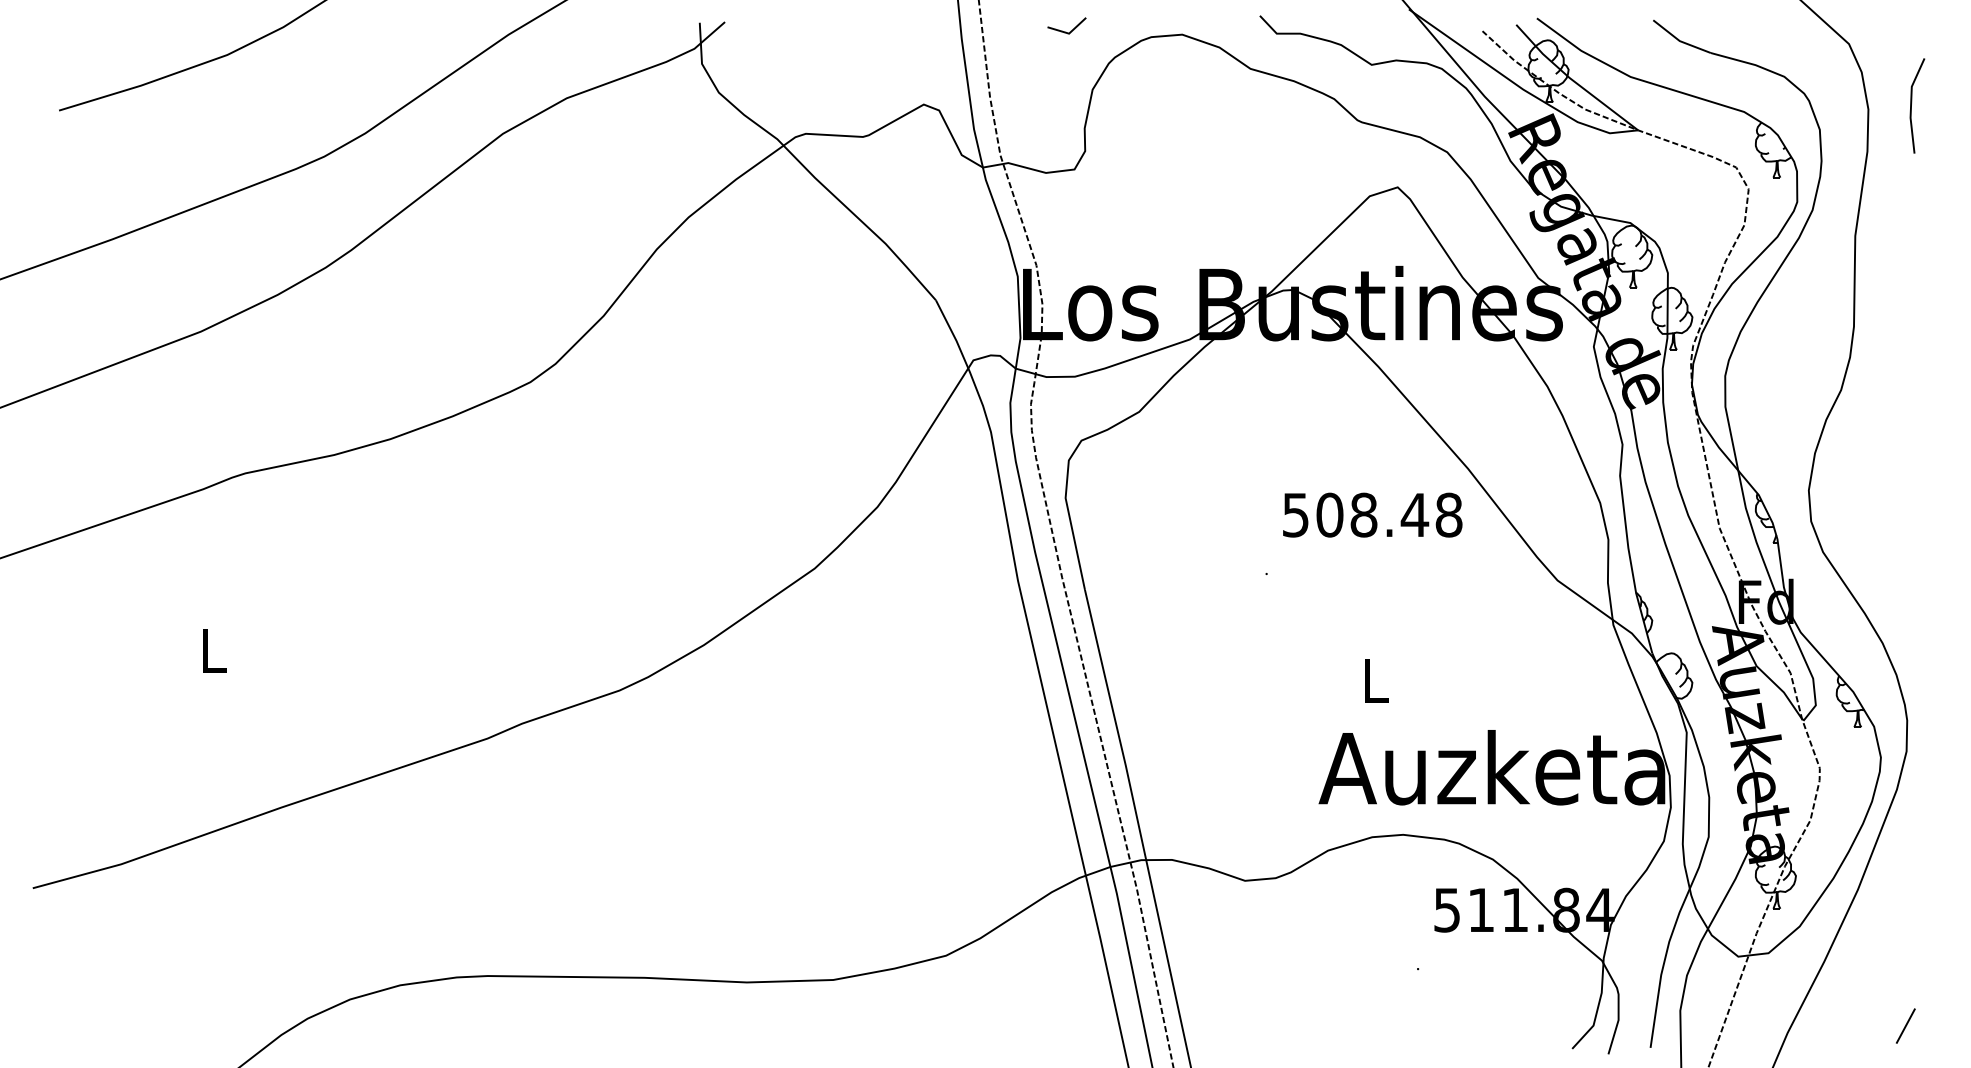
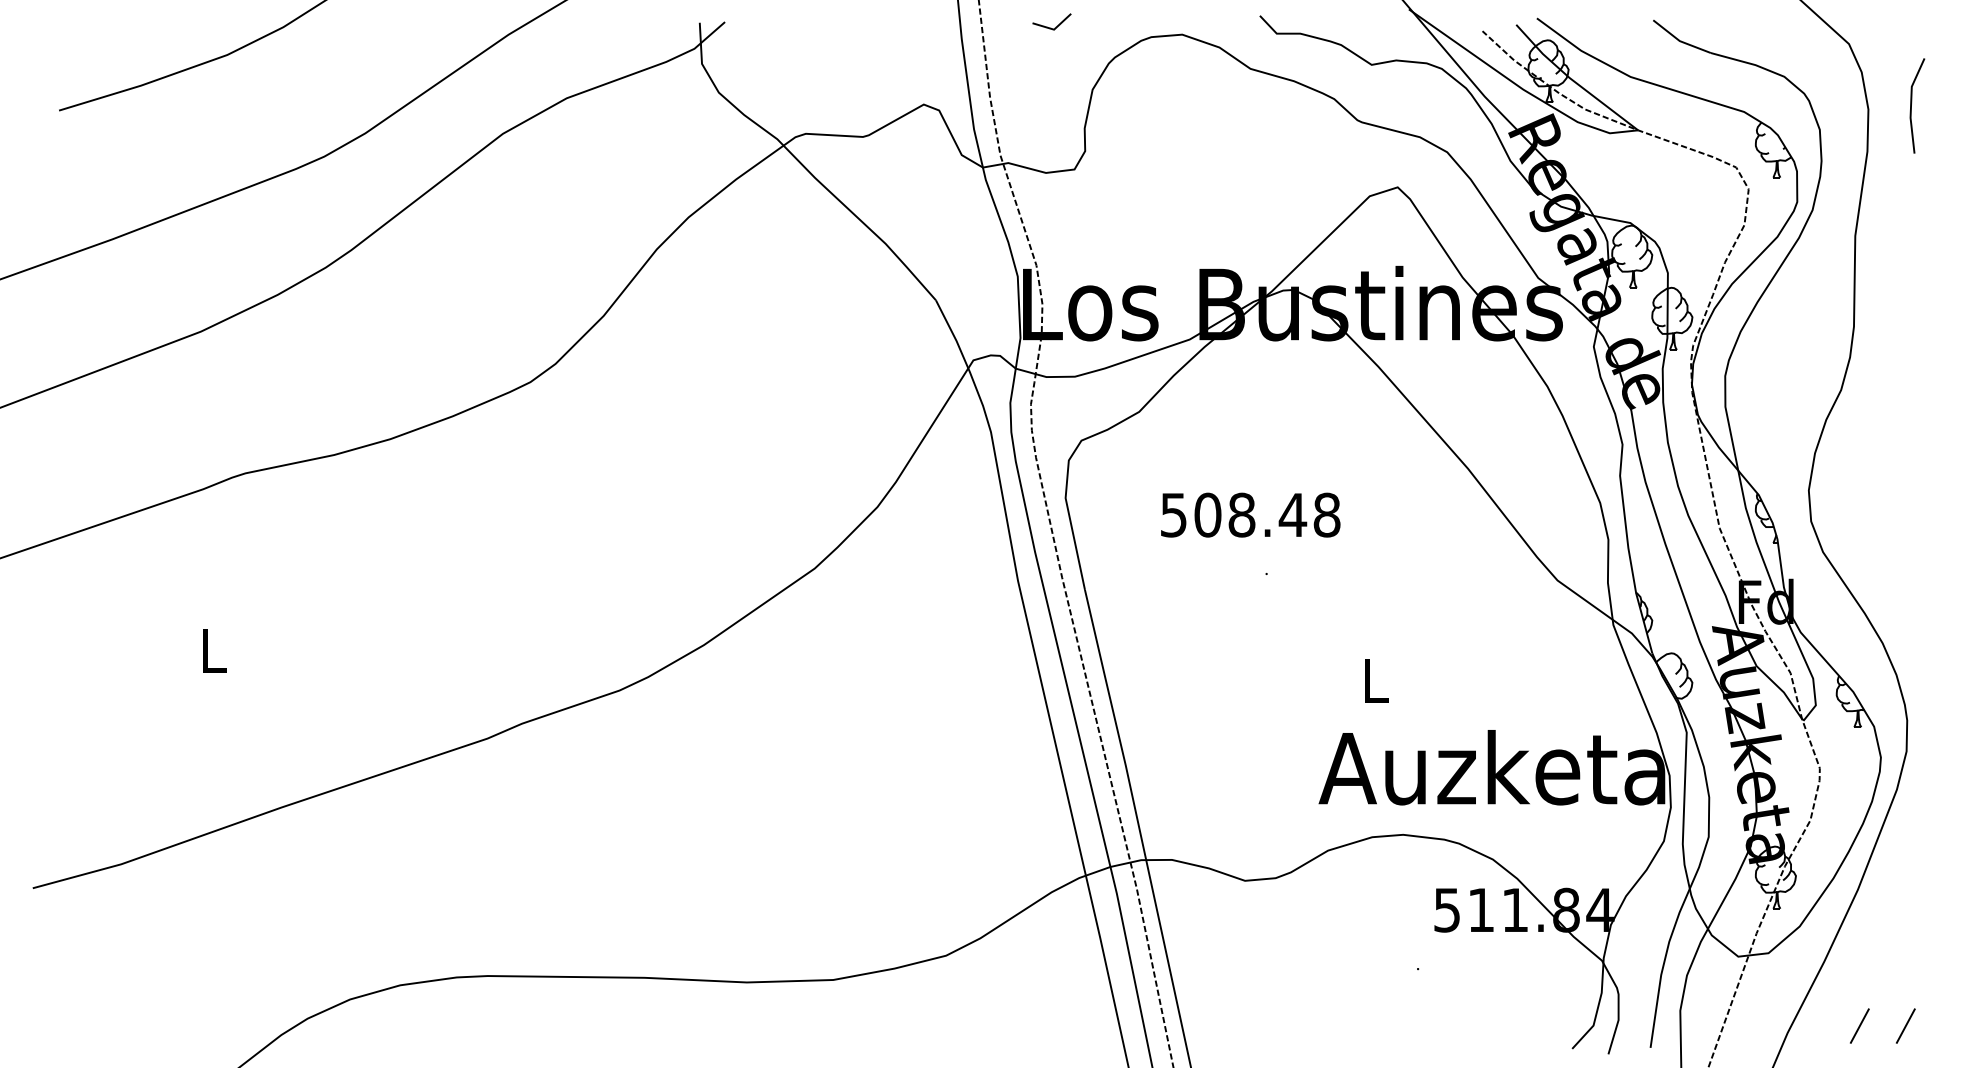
line position: (1065, 31) -> (1050, 27) (1050, 27)
text position: (1372, 514) -> (1250, 514) (1250, 514)
line: none -> present (1859, 1025)
